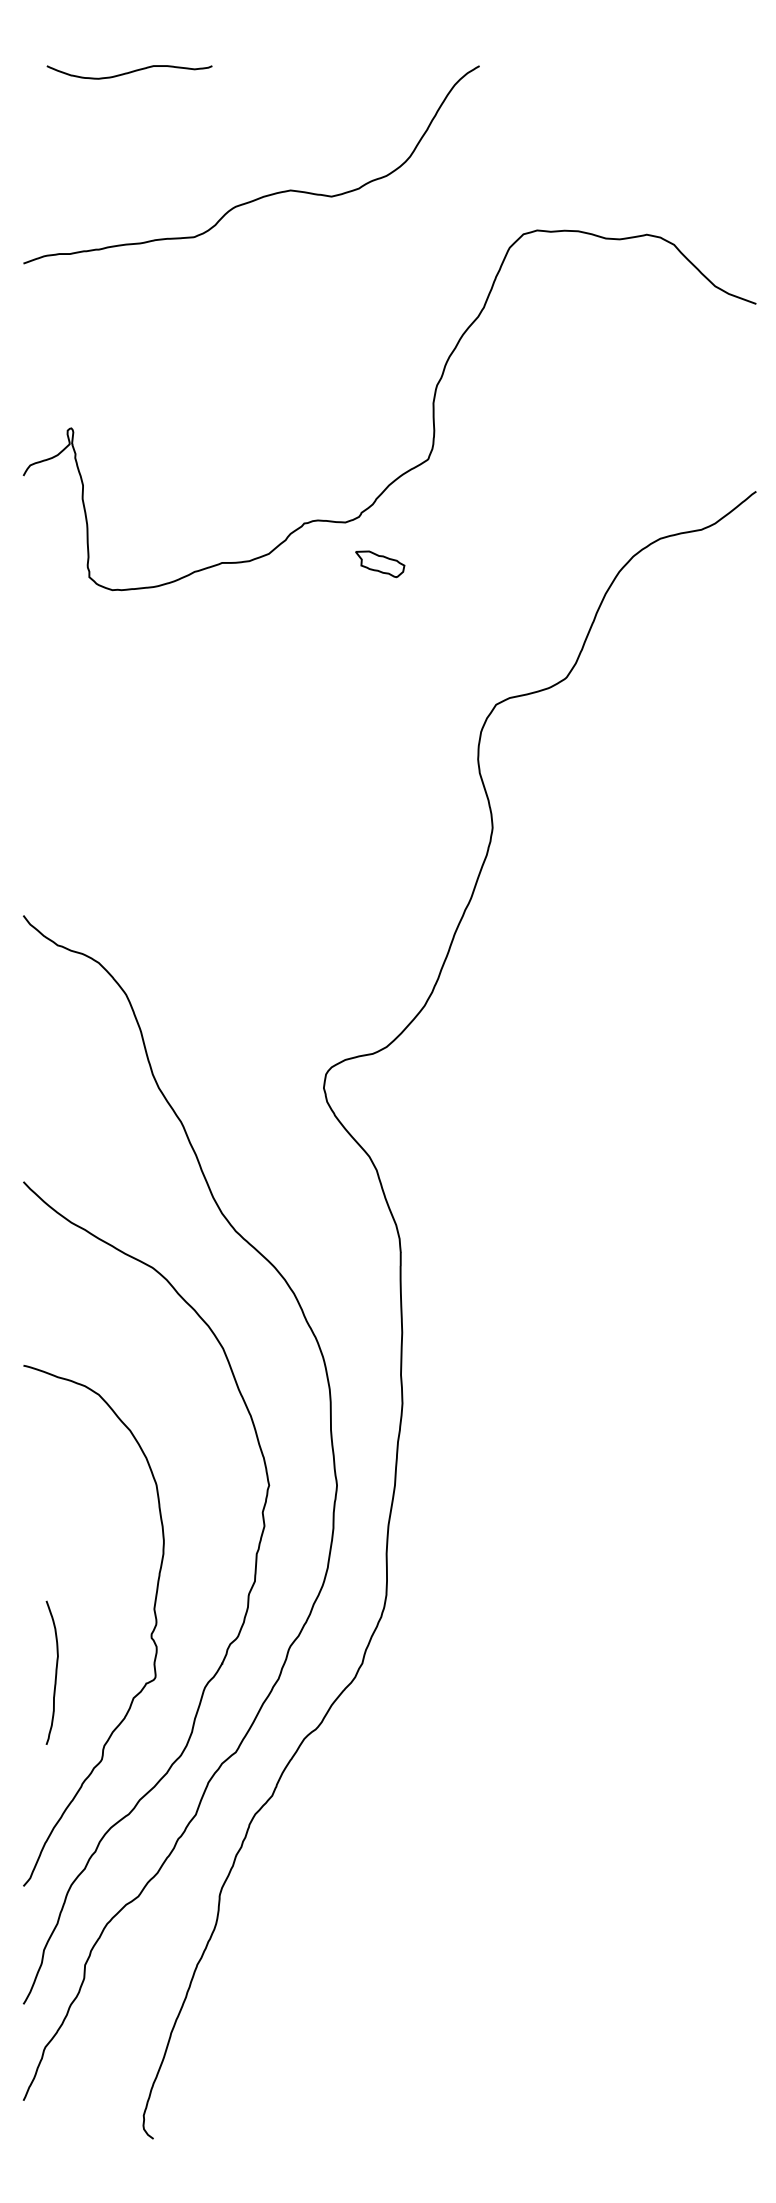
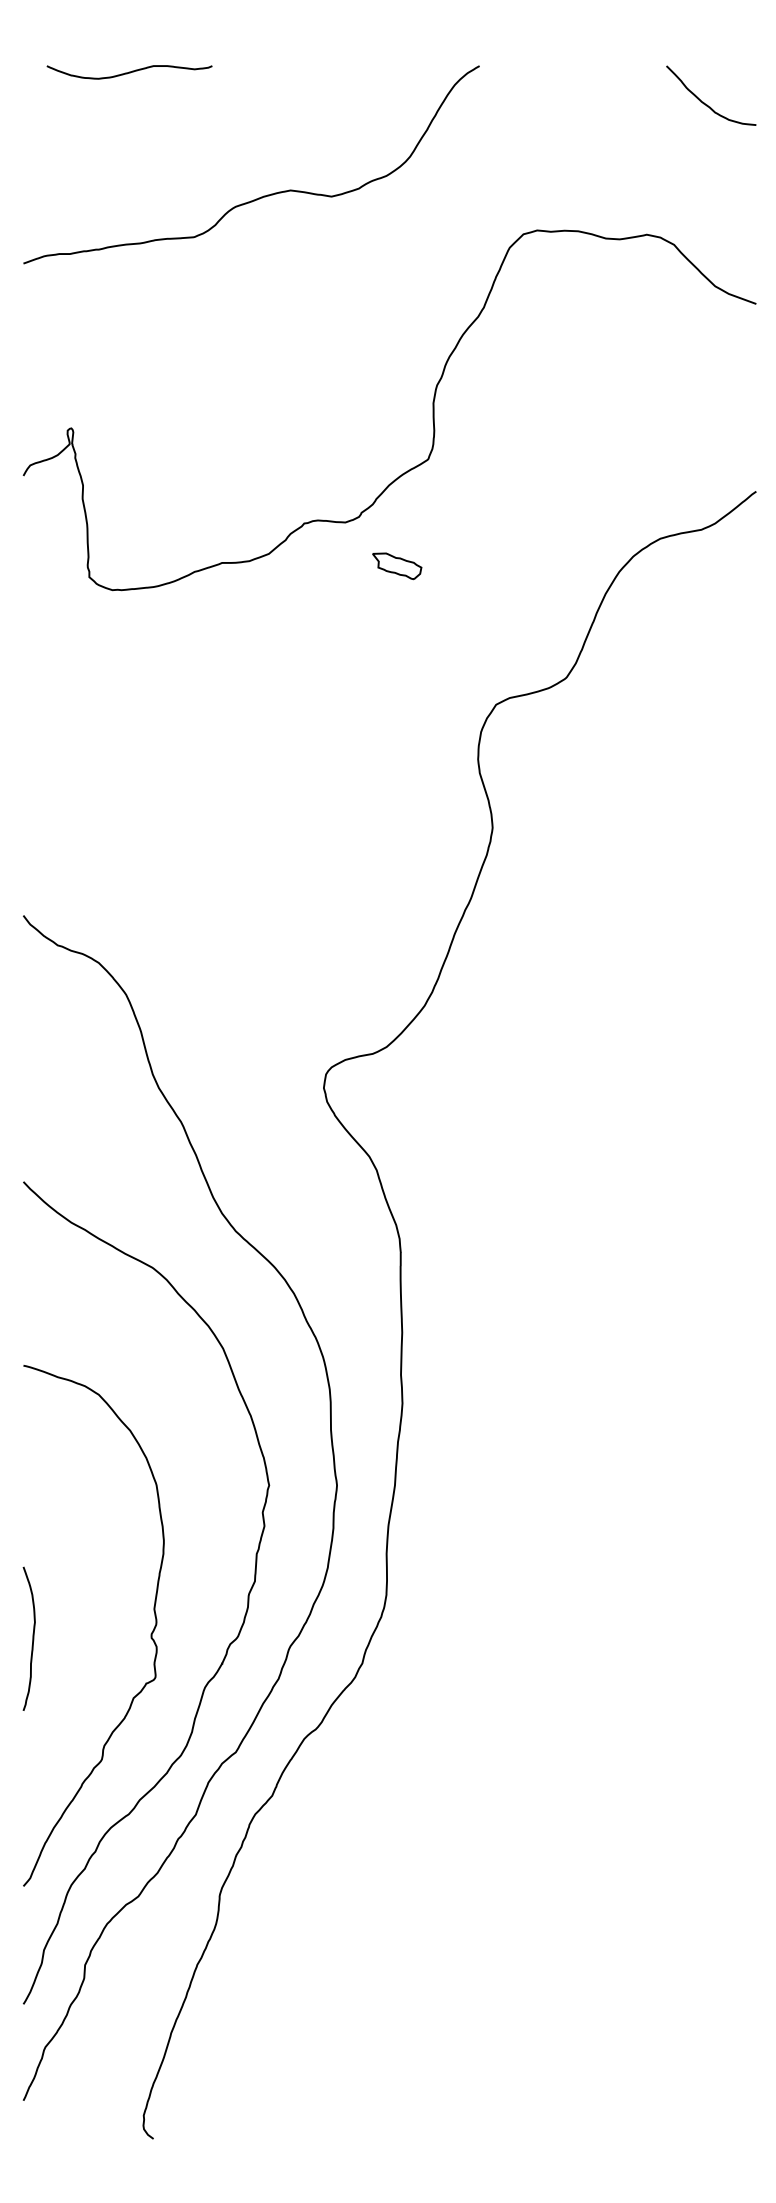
curve: none -> present (707, 104)
part position: (380, 564) -> (397, 566) (397, 566)
curve position: (55, 1672) -> (32, 1638) (32, 1638)
